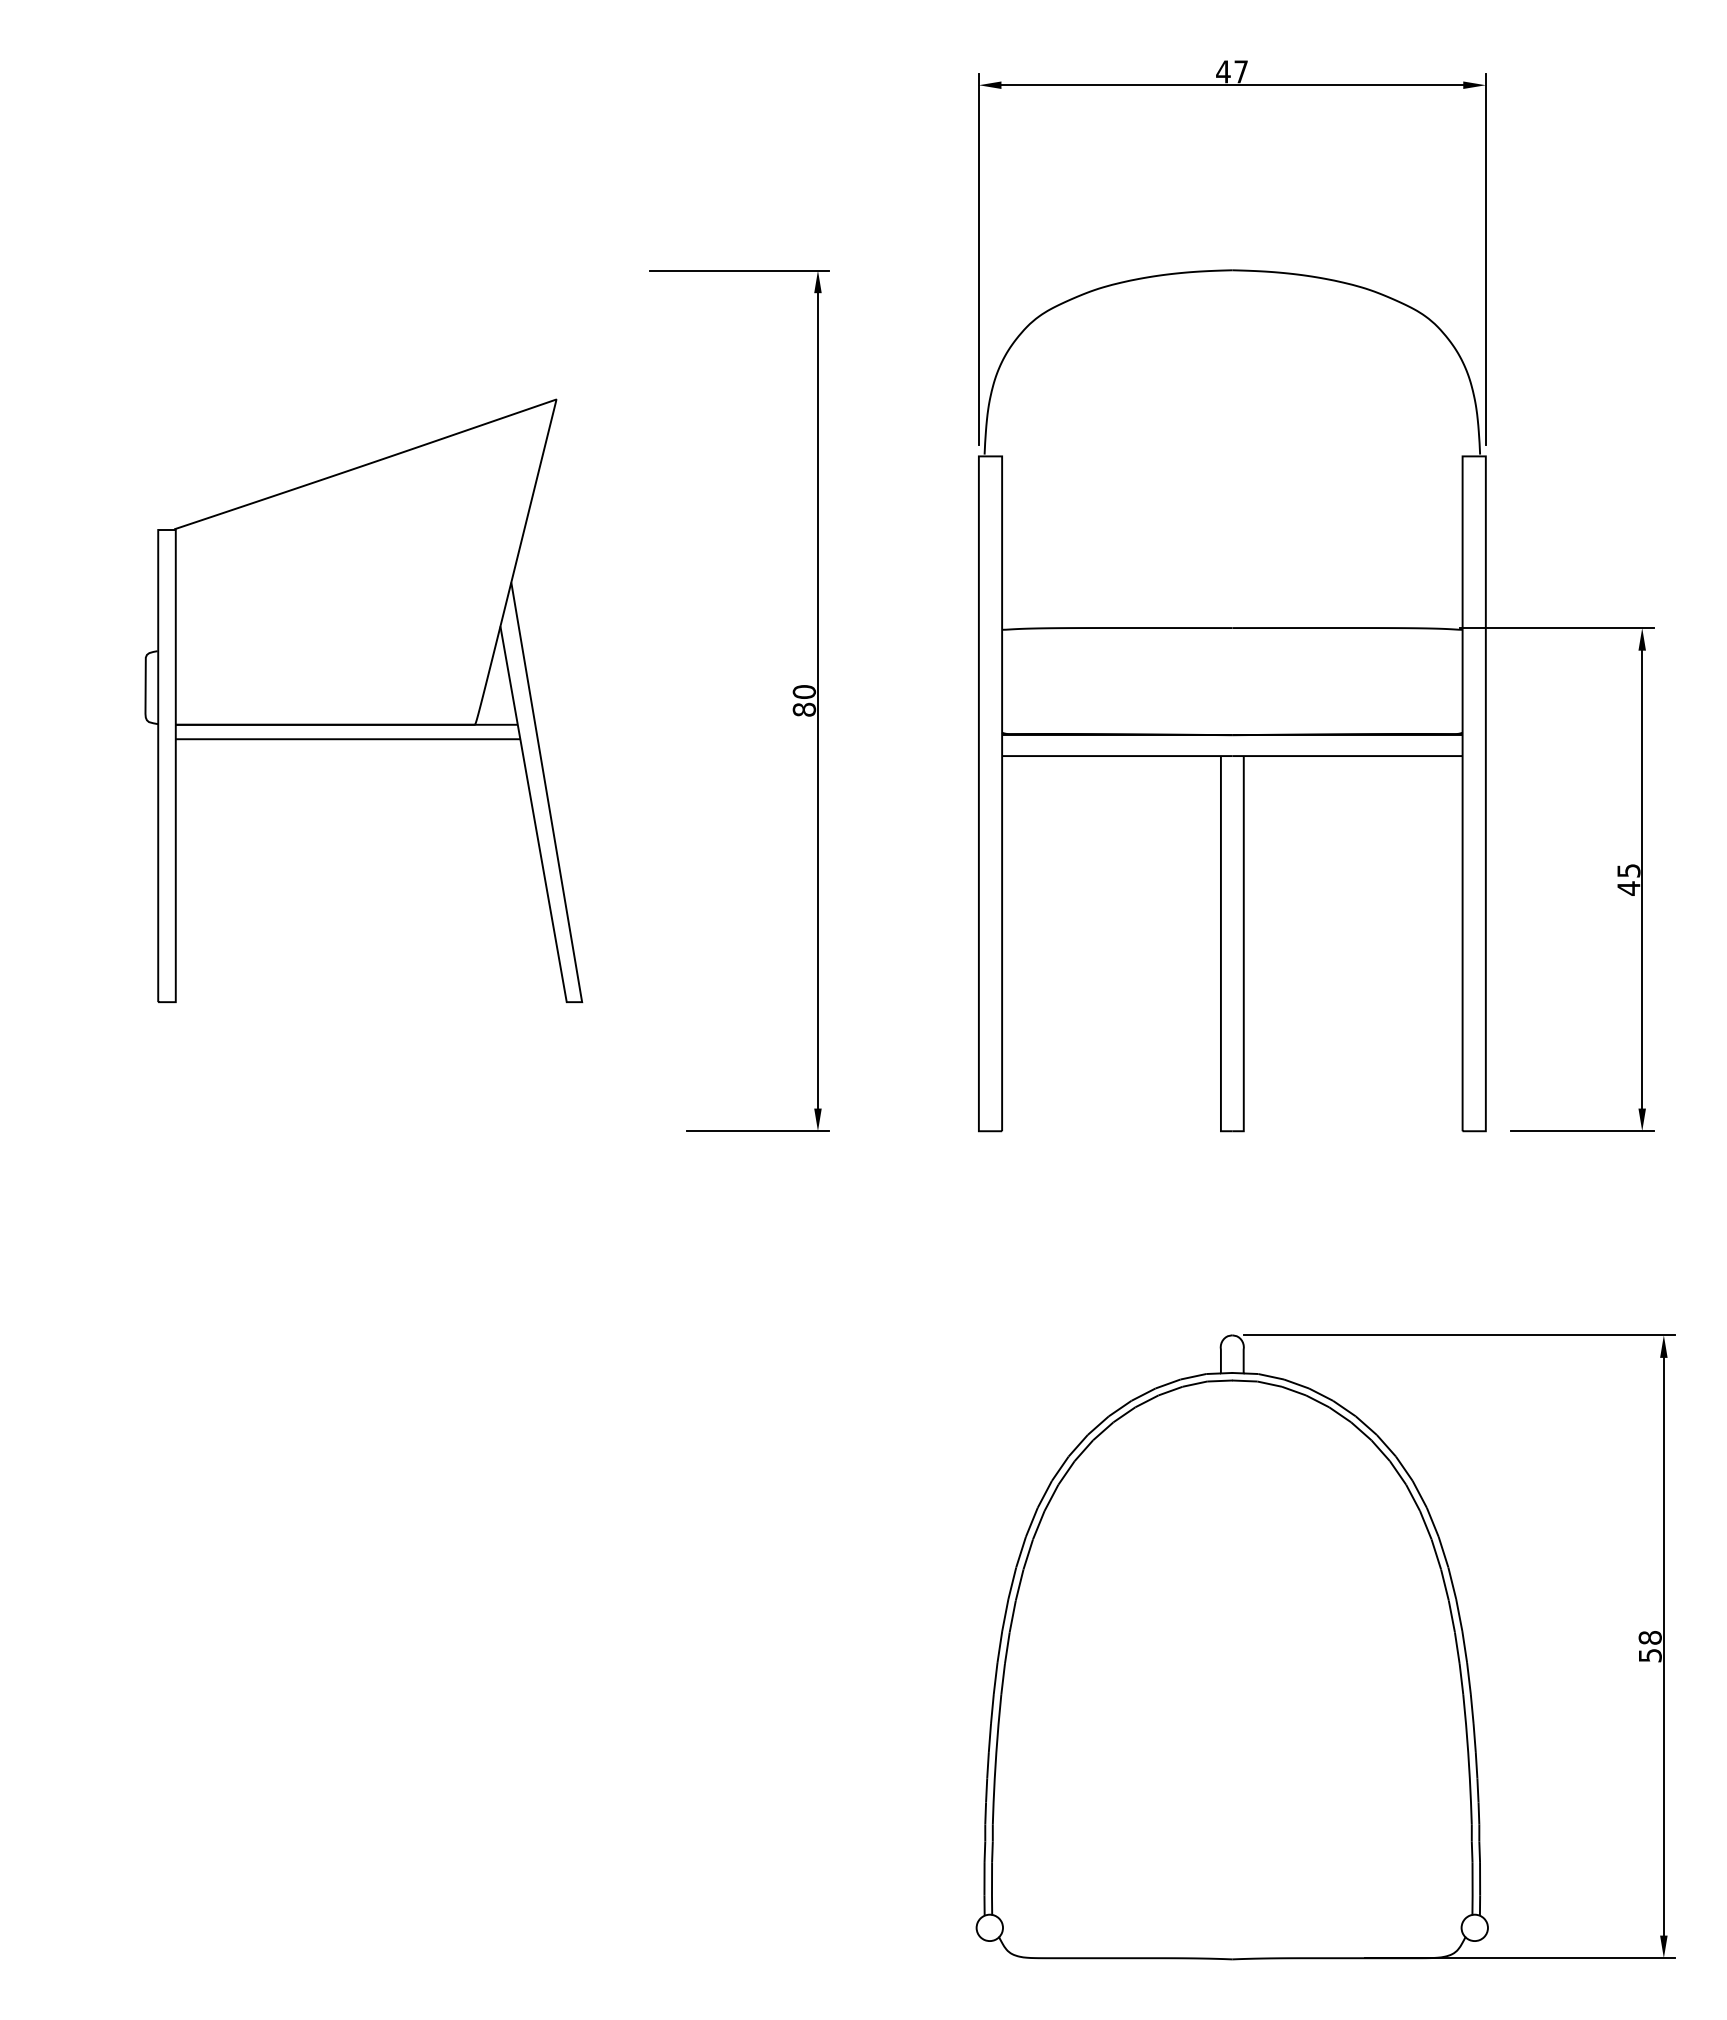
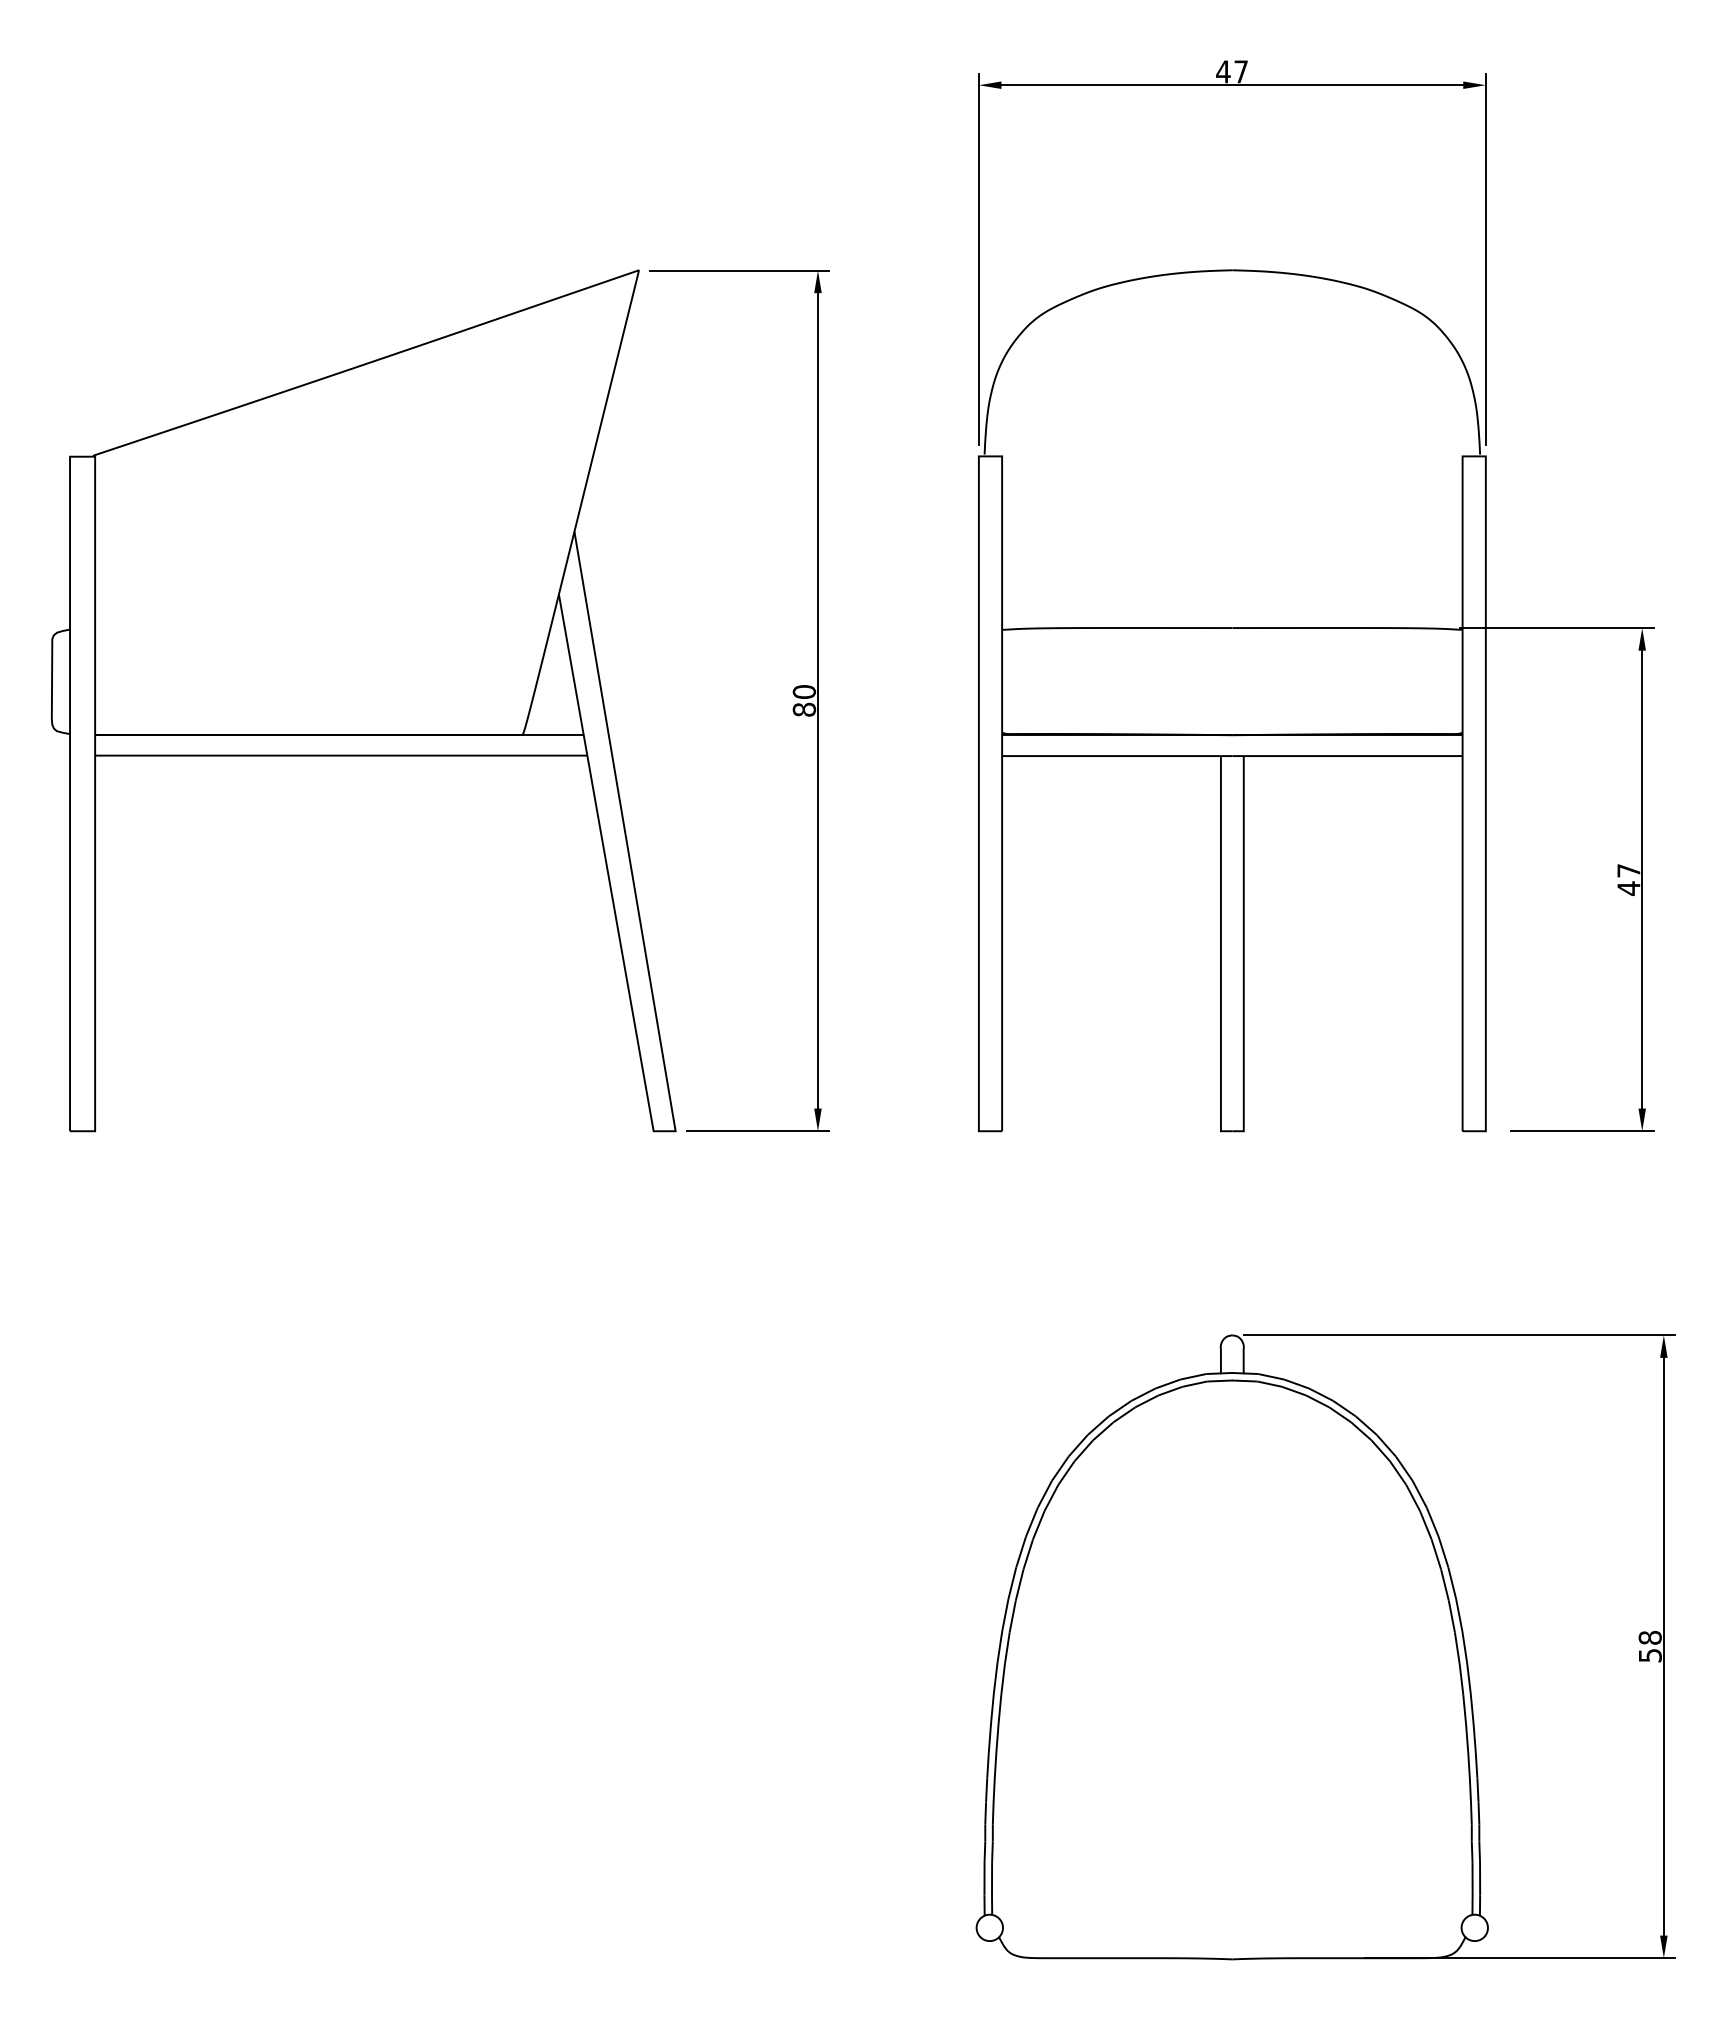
part size: 440x606 px -> 626x864 px (363, 700)
text: 45 -> 47 (1628, 870)
